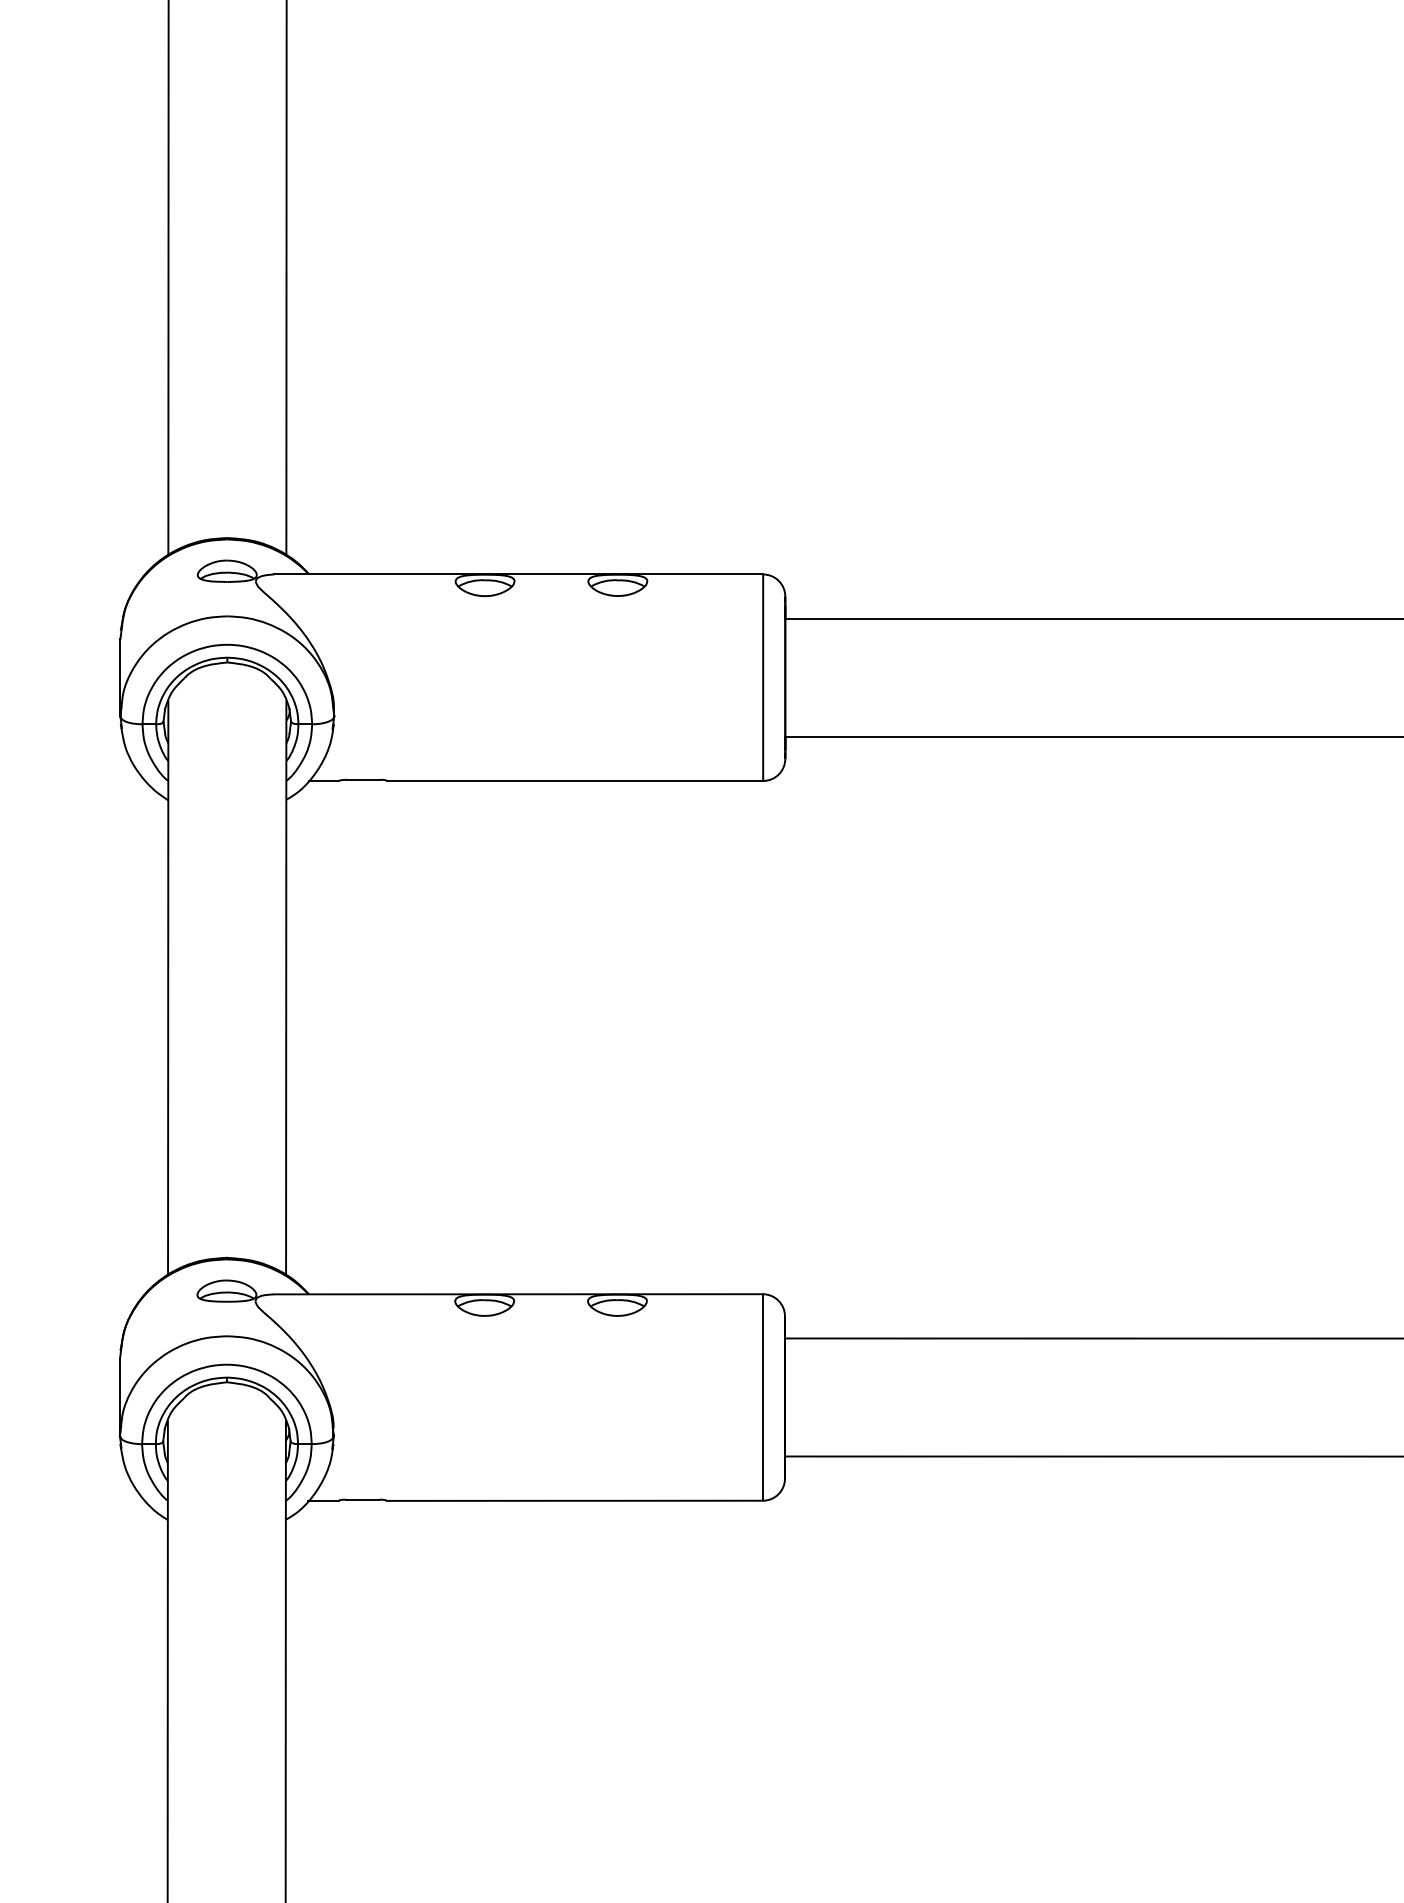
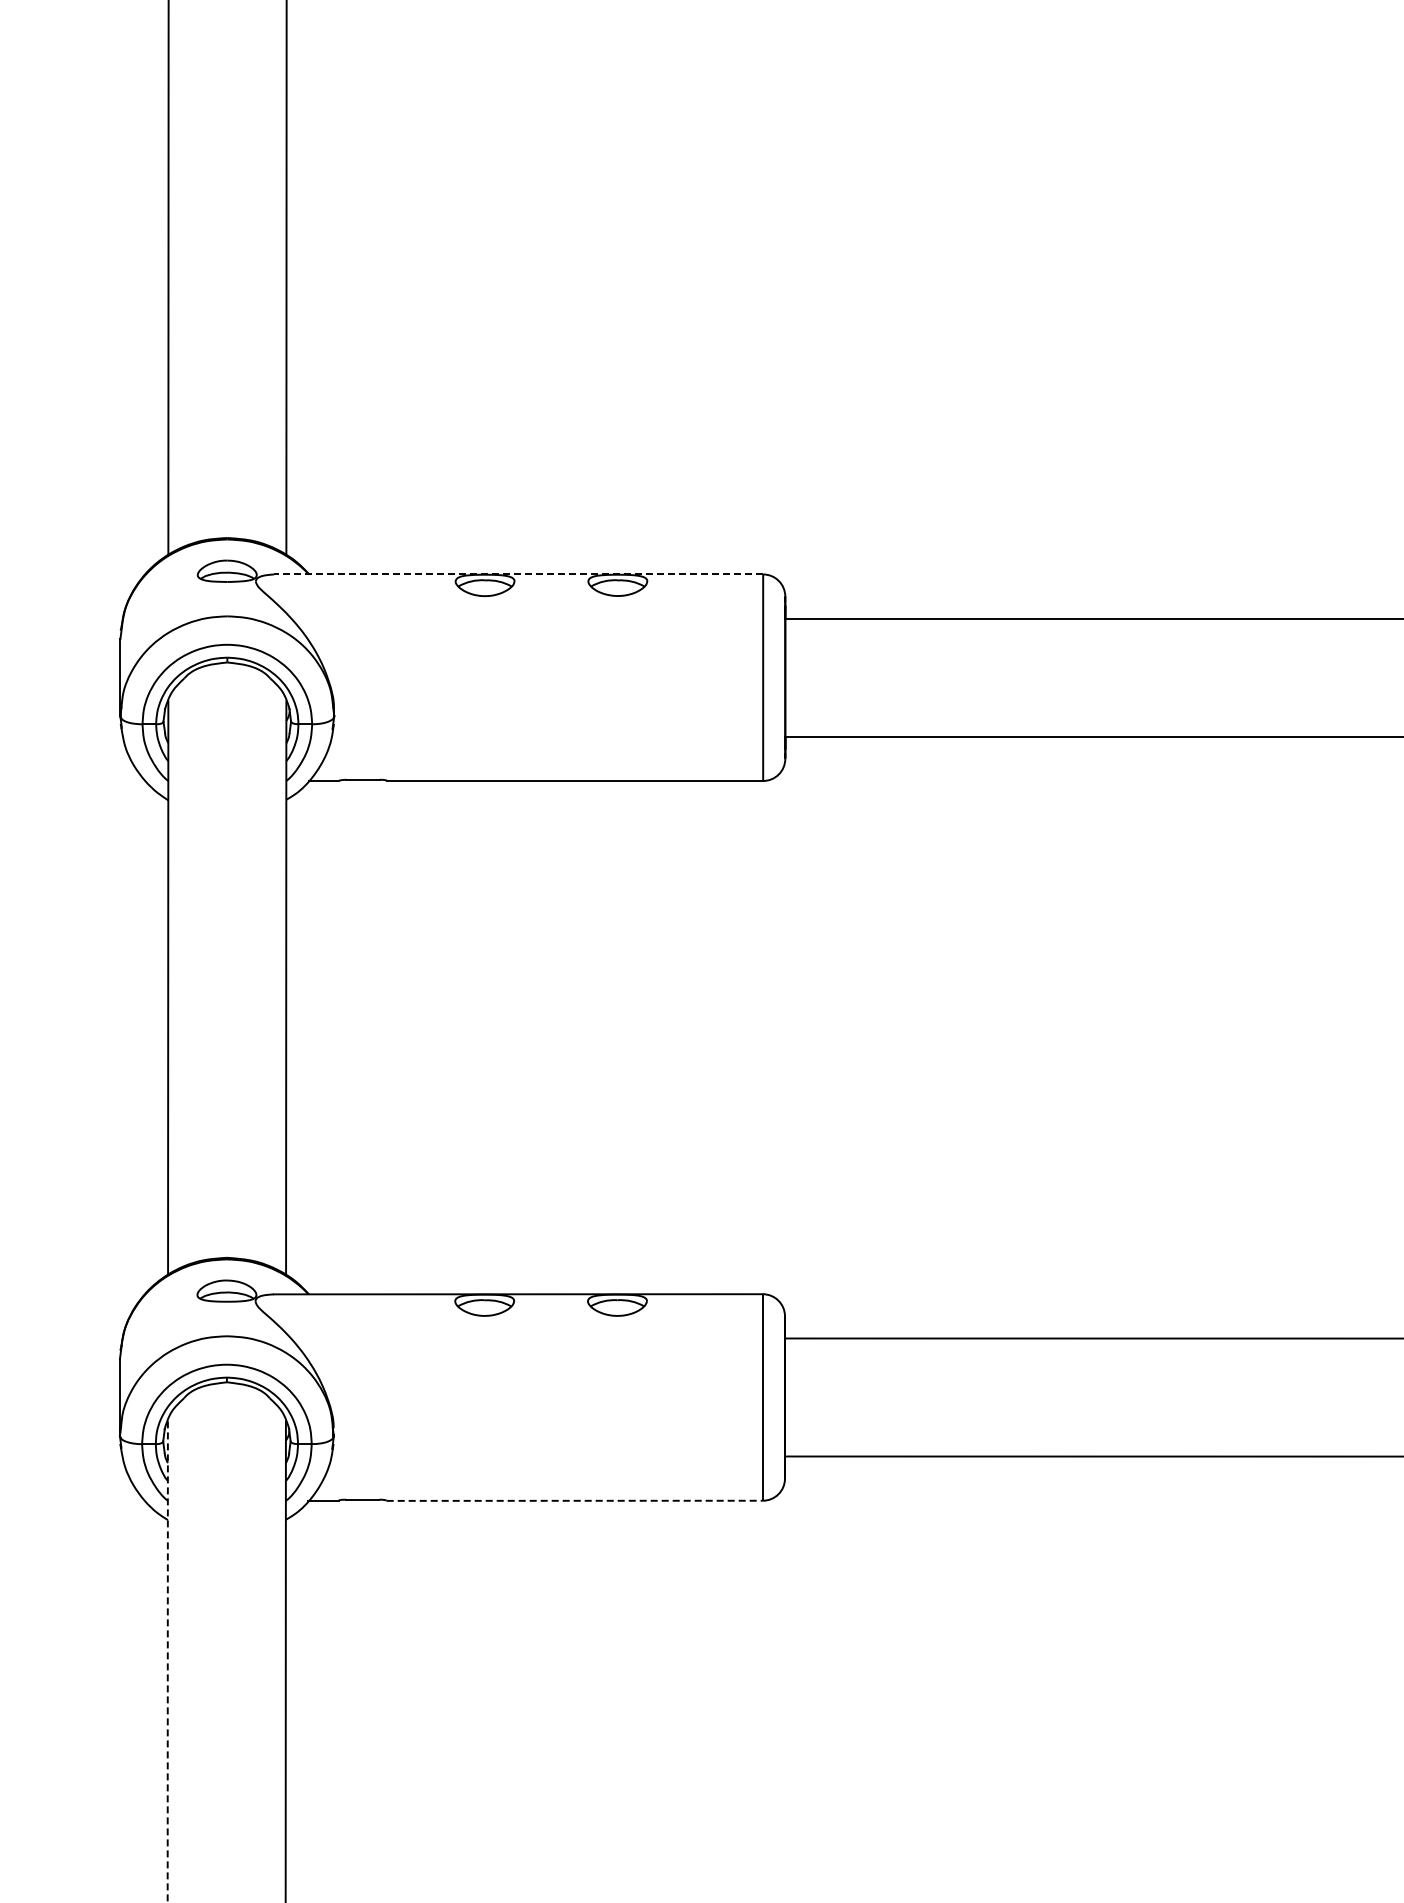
line: solid -> dashed (518, 574)
line: solid -> dashed (575, 1500)
line: solid -> dashed (167, 1662)
